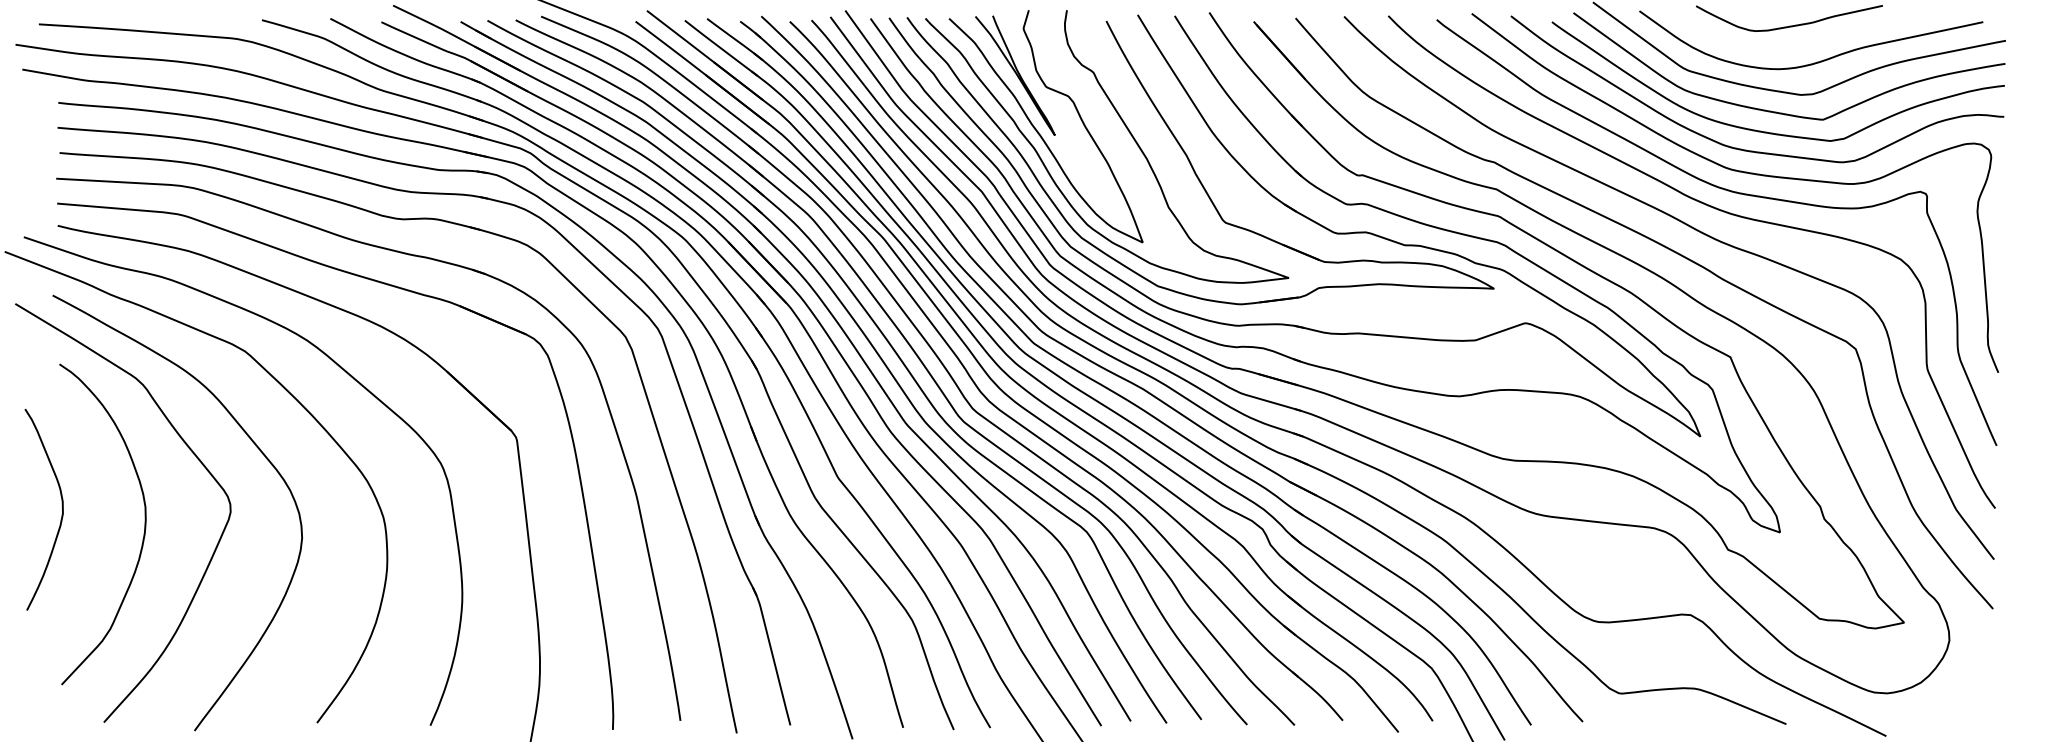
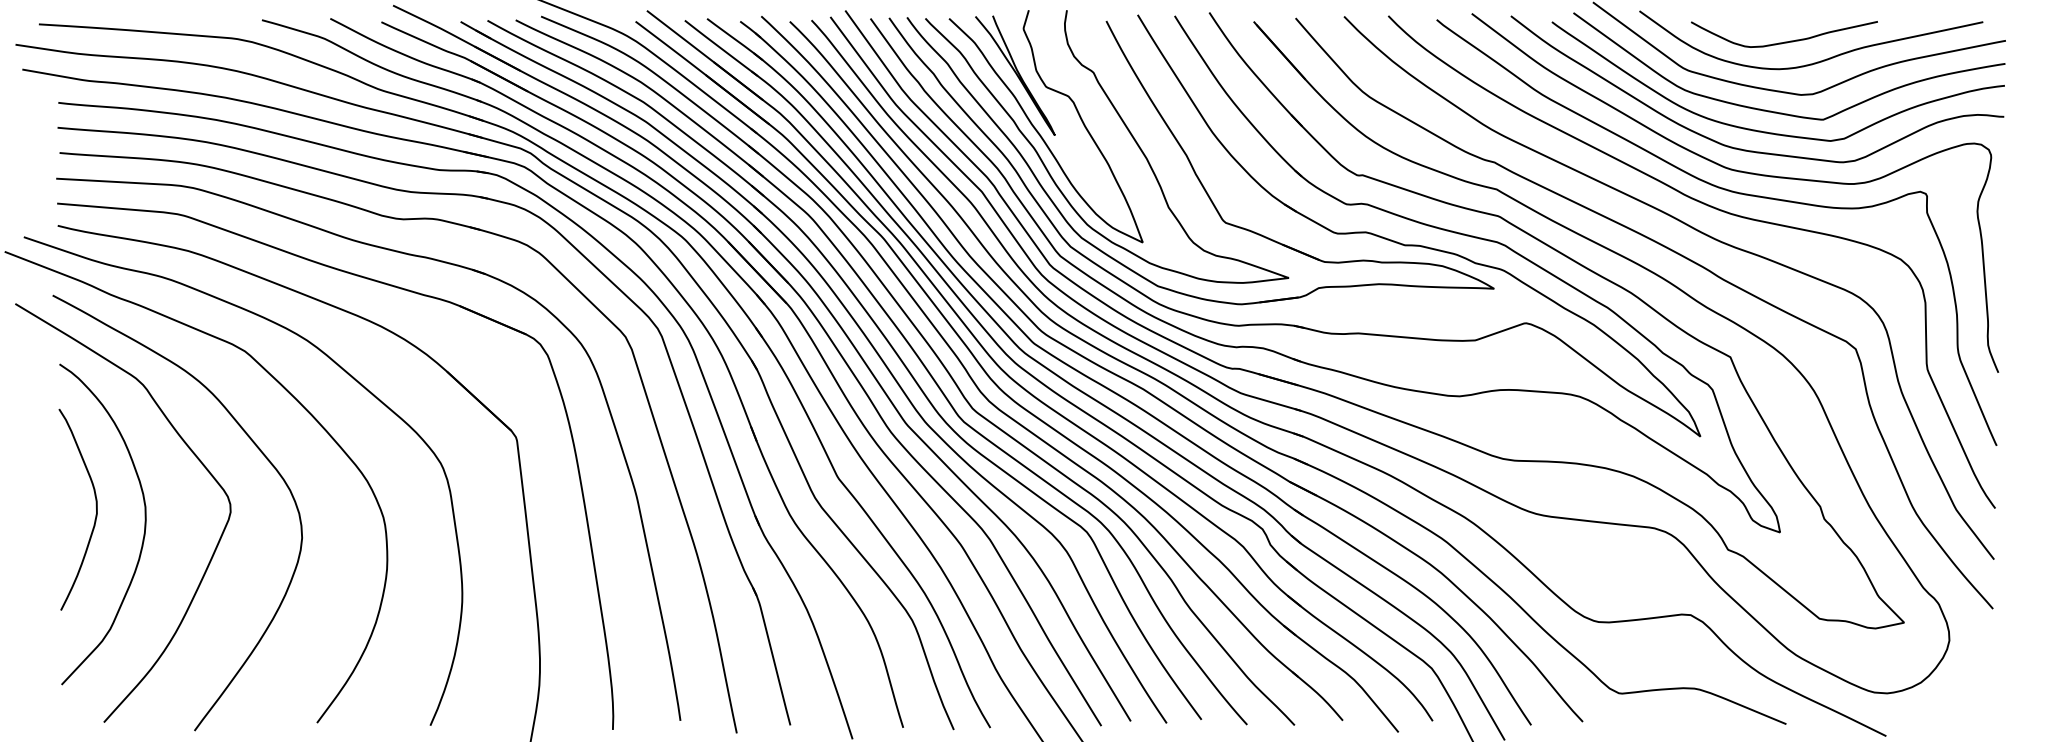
curve position: (1789, 25) -> (1784, 41) (1784, 41)
curve position: (61, 505) -> (95, 505) (95, 505)
